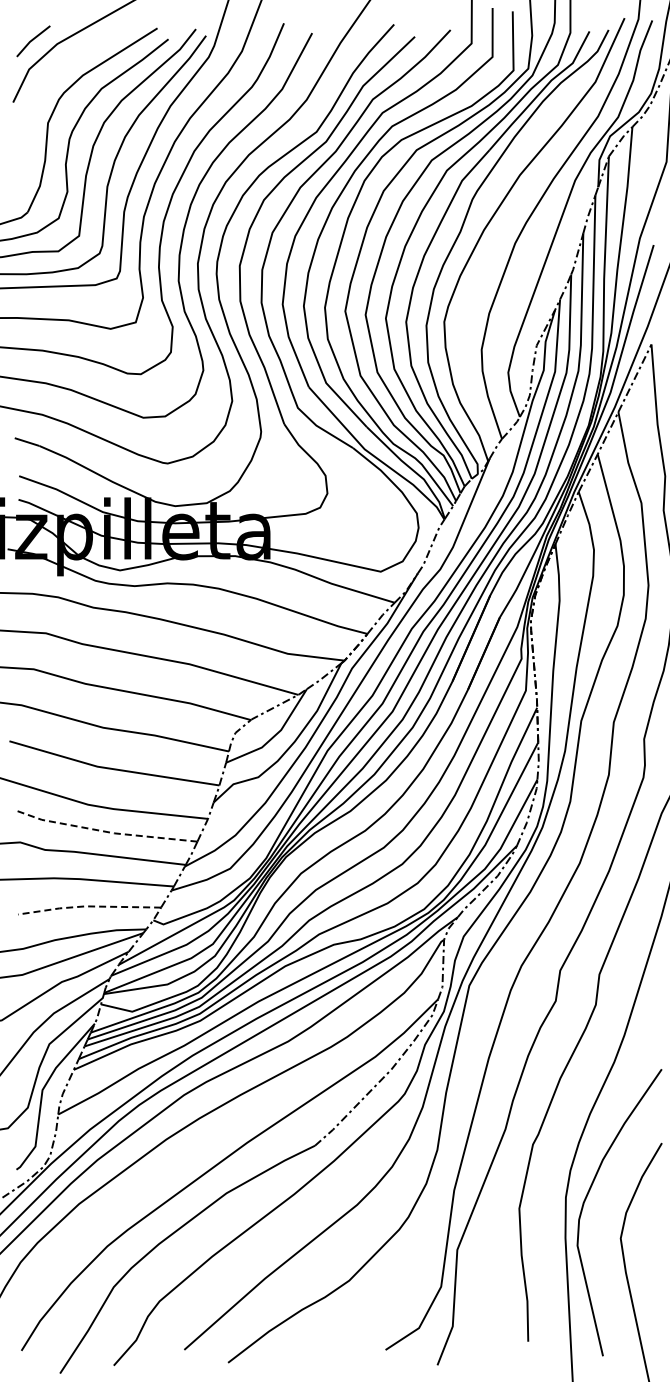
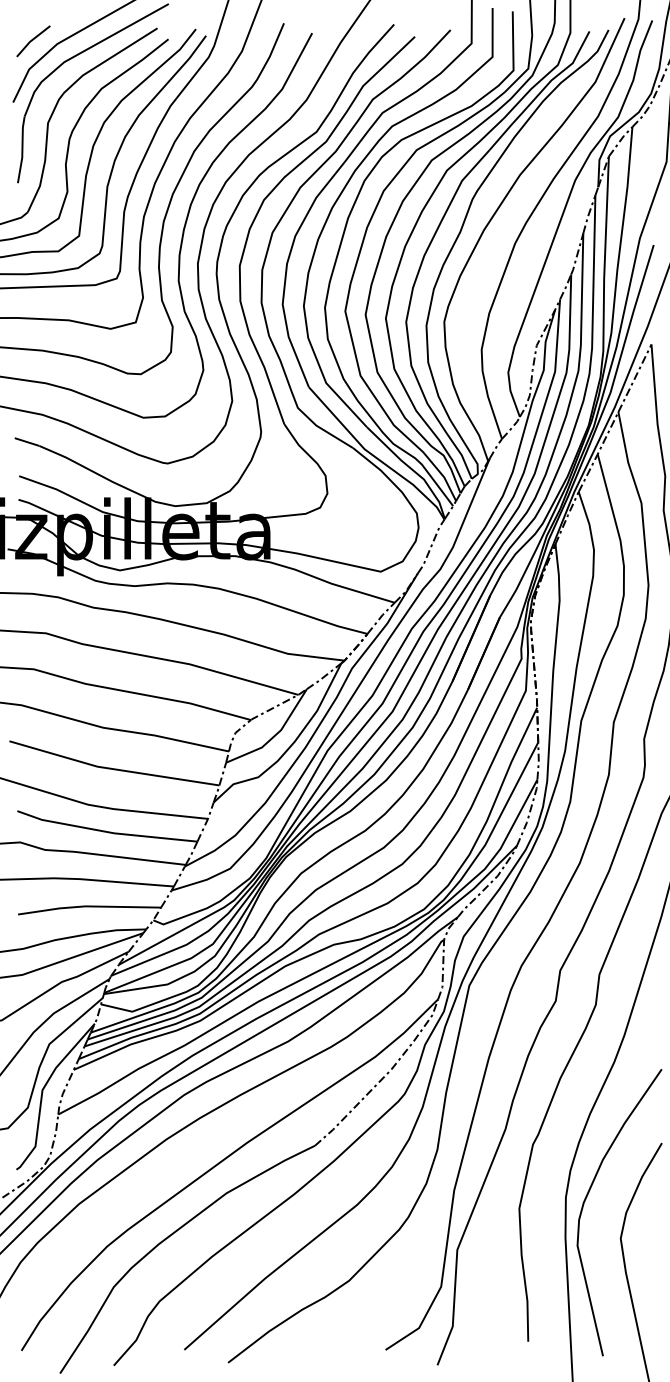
part: none -> present (73, 58)
line: dashed -> solid (105, 831)
line: dashed -> solid (87, 906)
